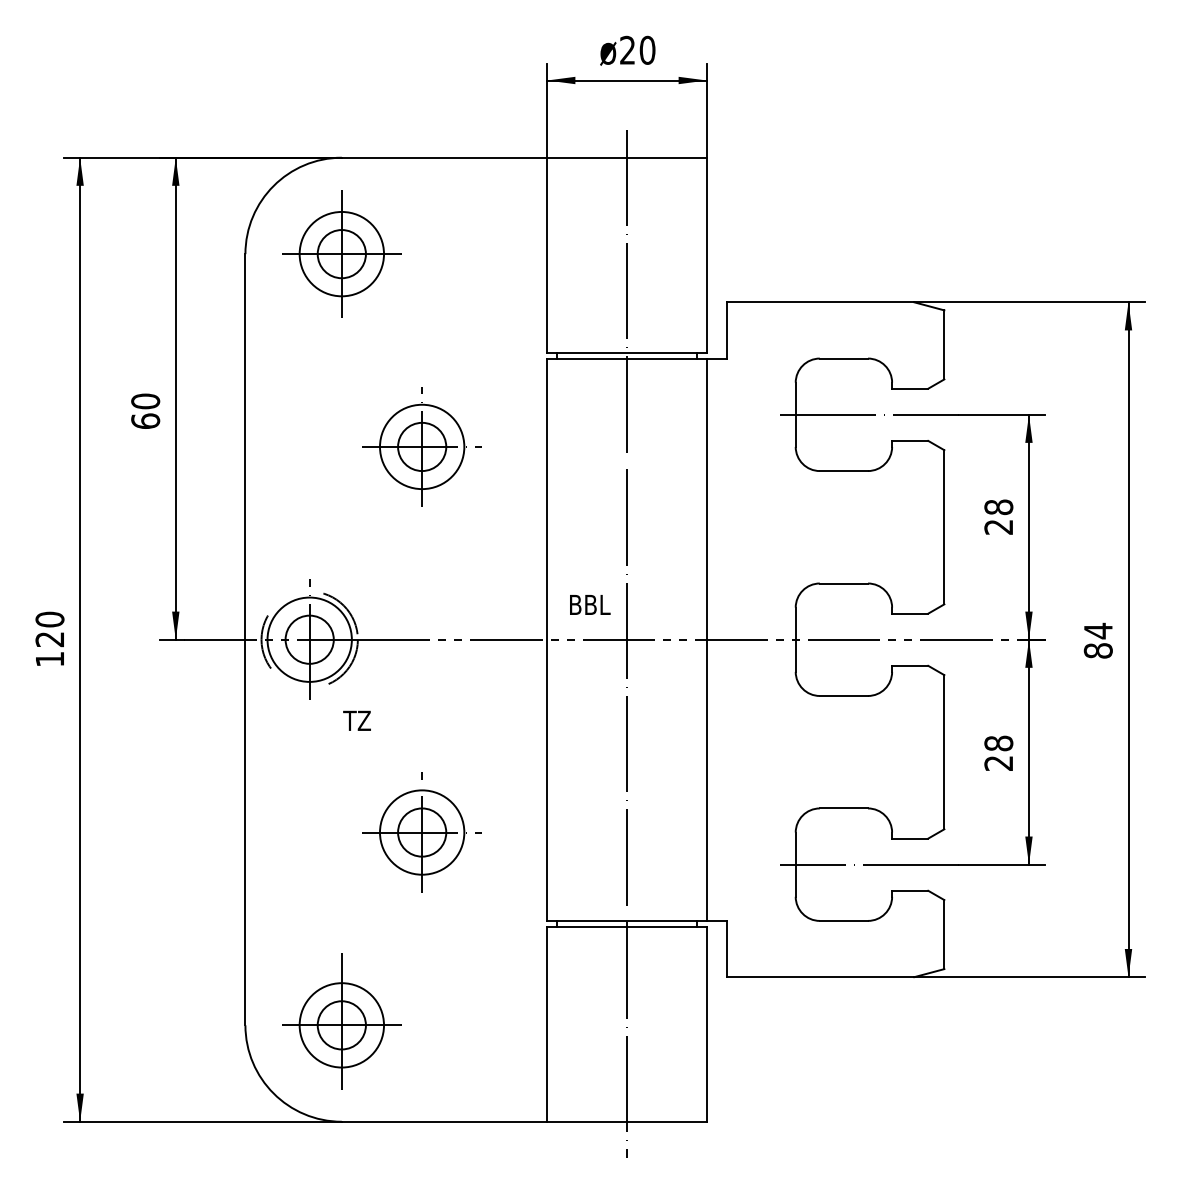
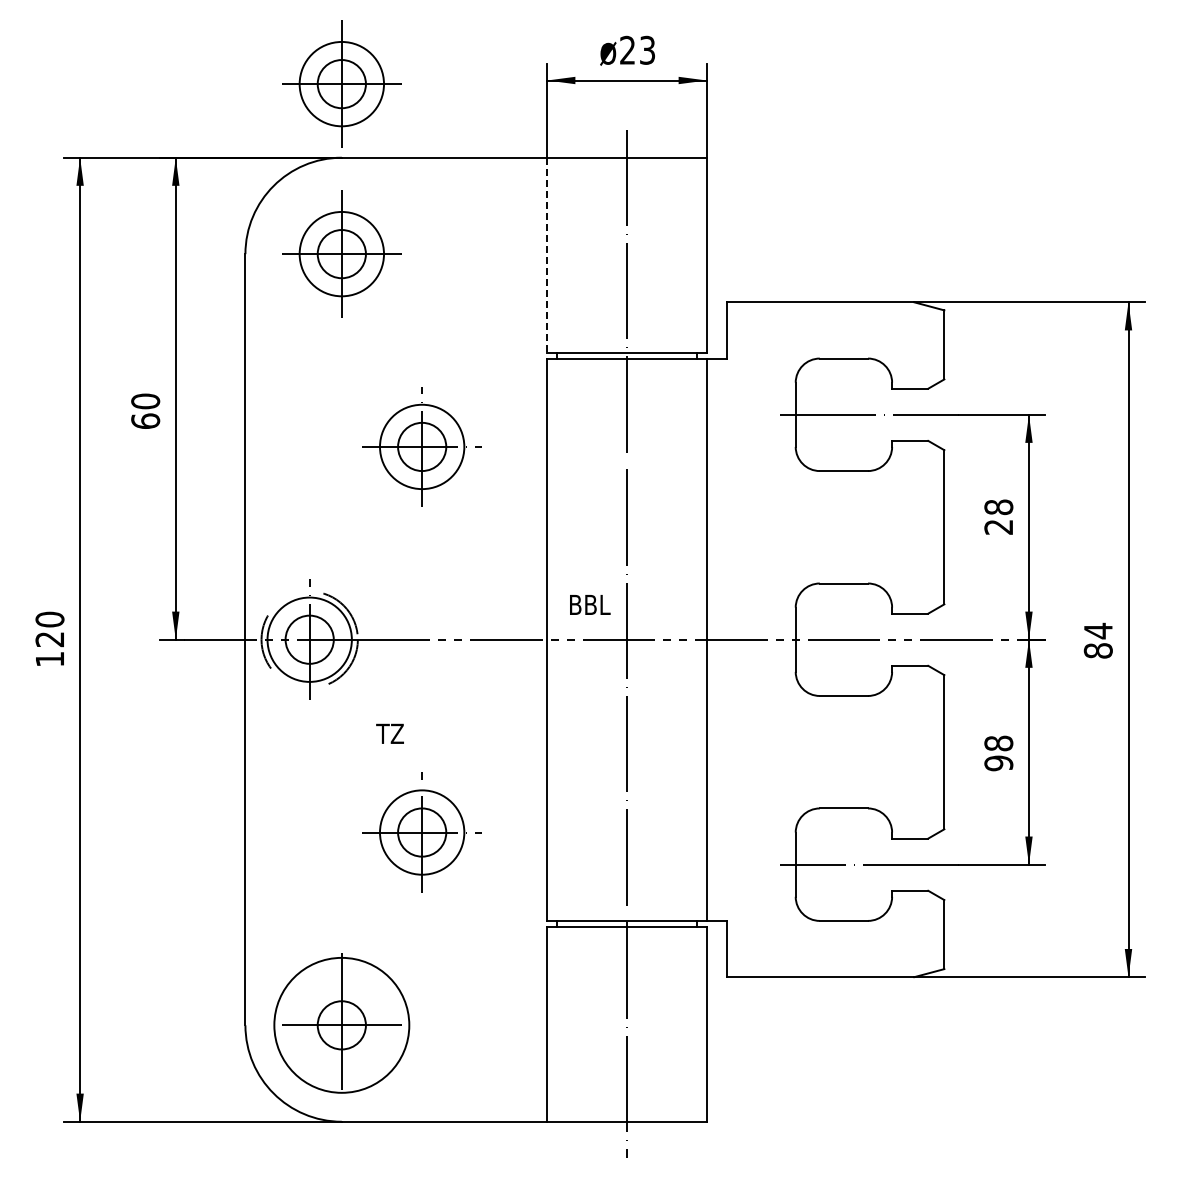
text: 20 -> 23 (647, 49)
part: none -> present (341, 83)
line: solid -> dashed (547, 255)
text position: (356, 720) -> (389, 733) (389, 733)
text: 28 -> 98 (998, 763)
circle diameter: 84 px -> 135 px (341, 1024)
